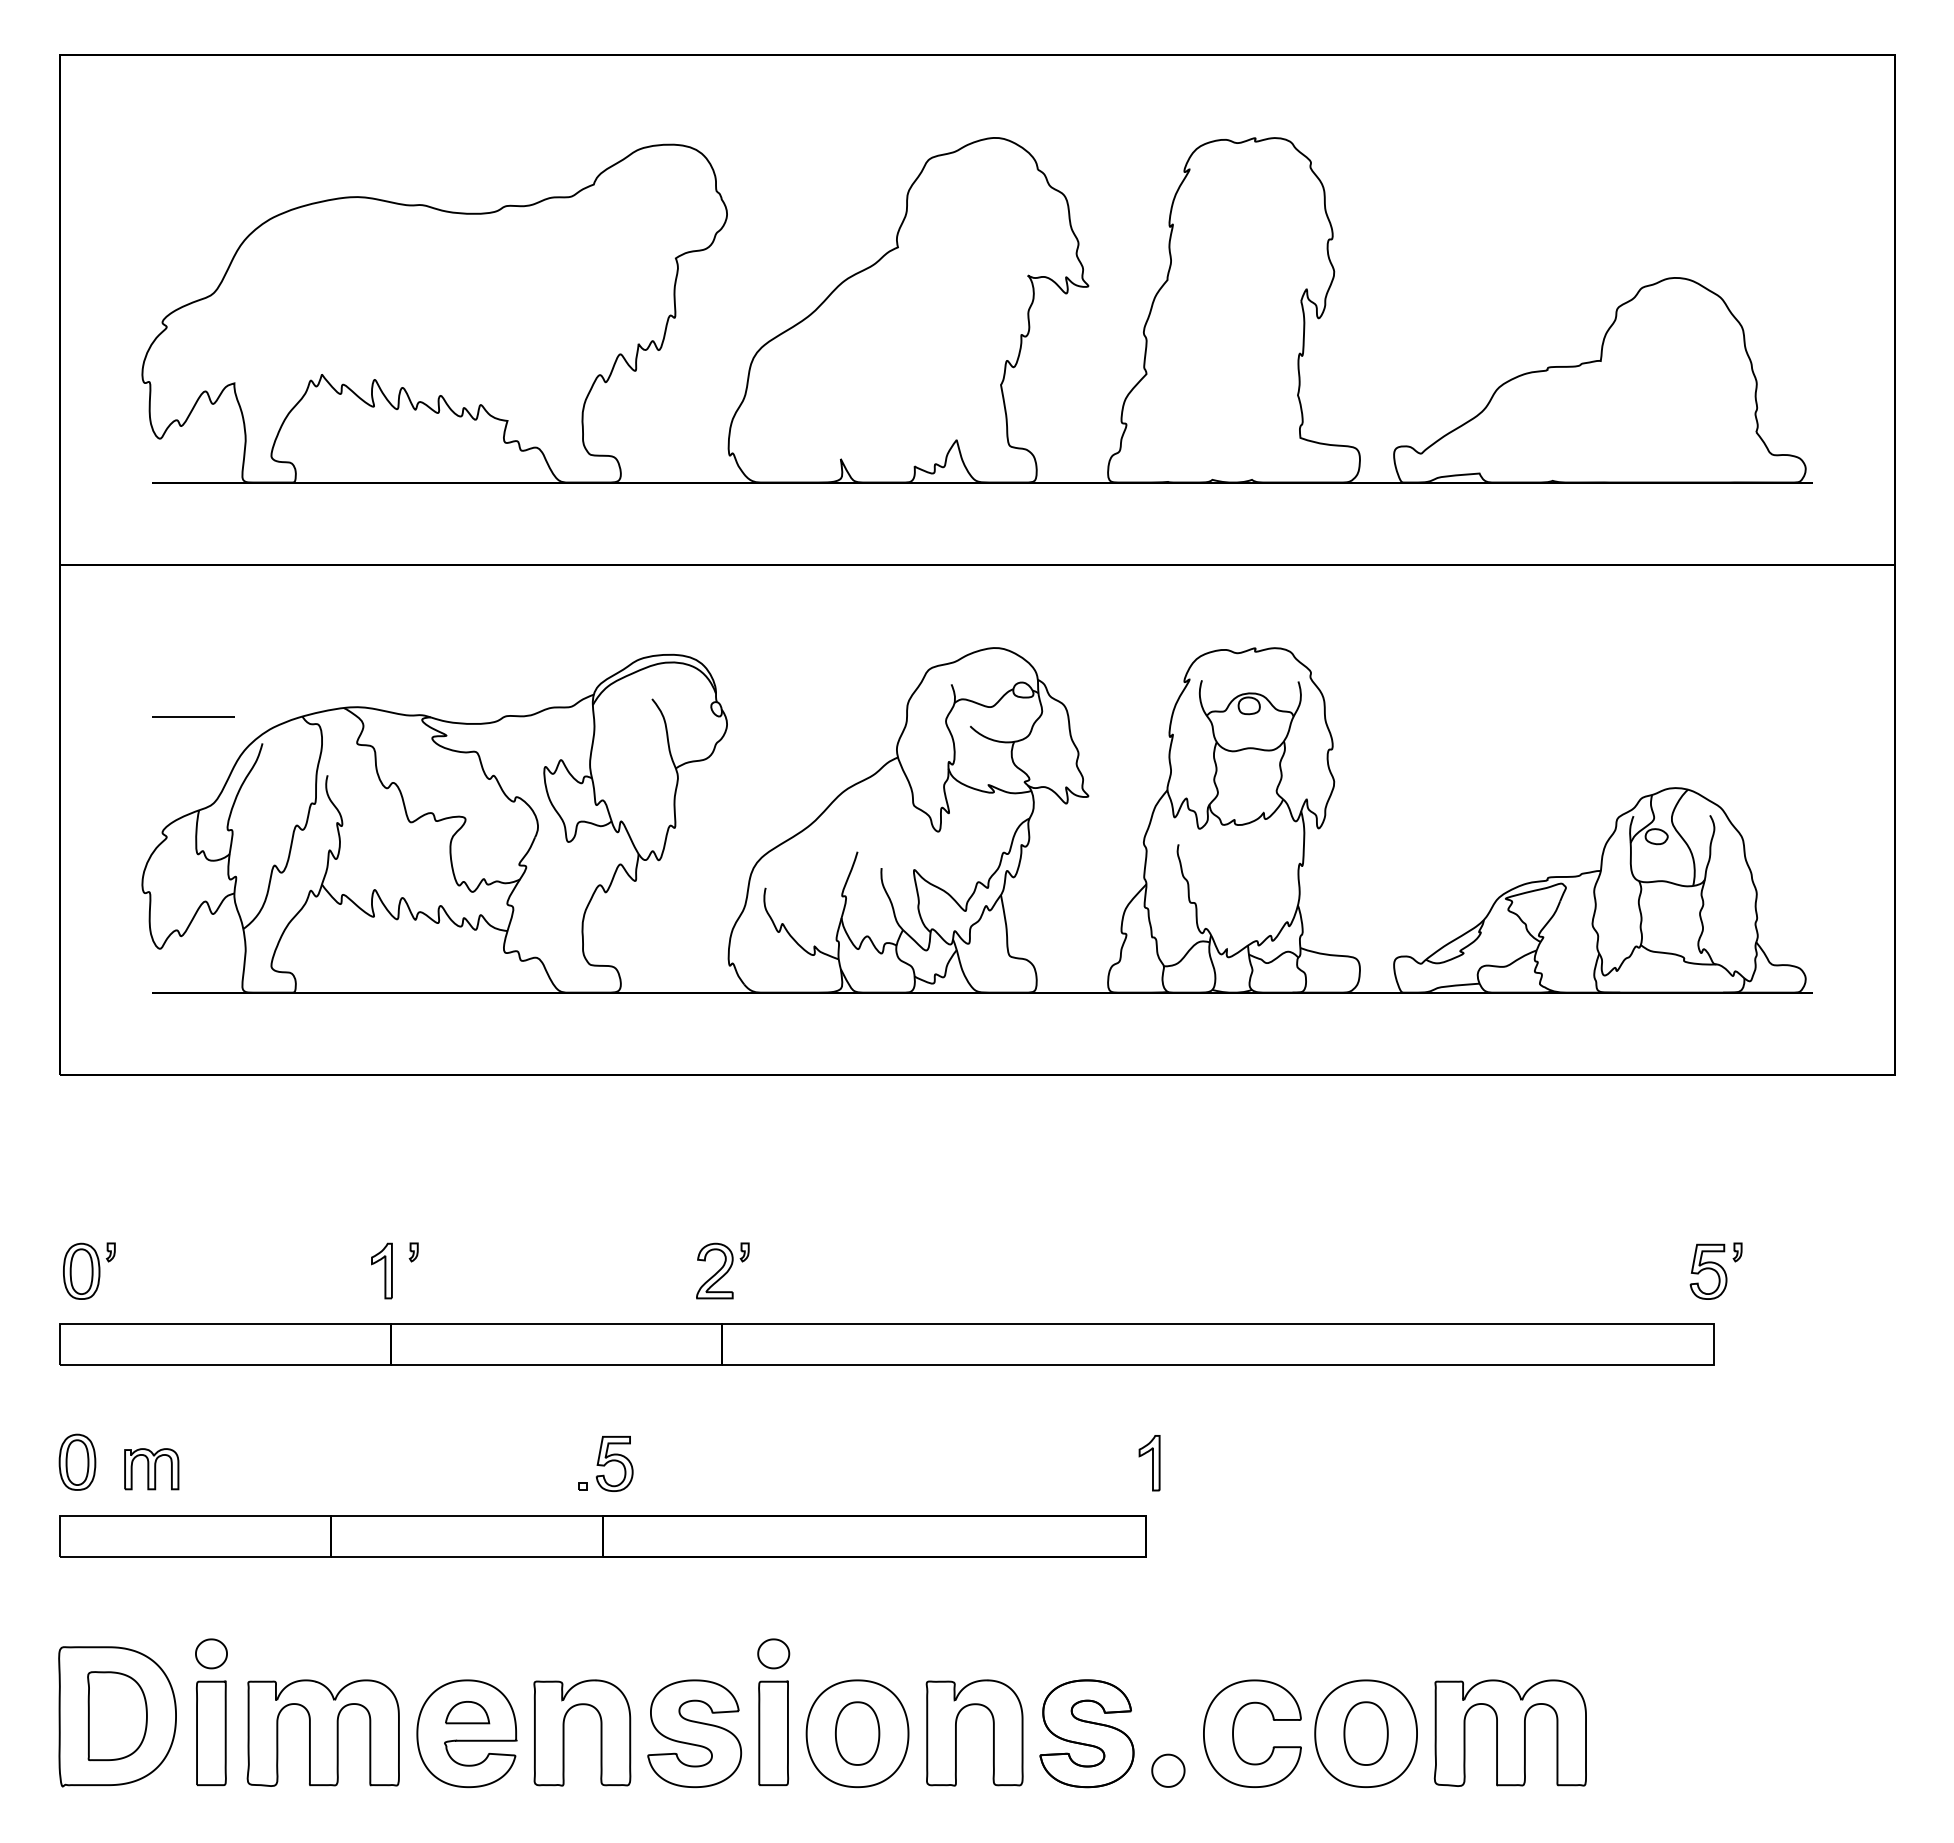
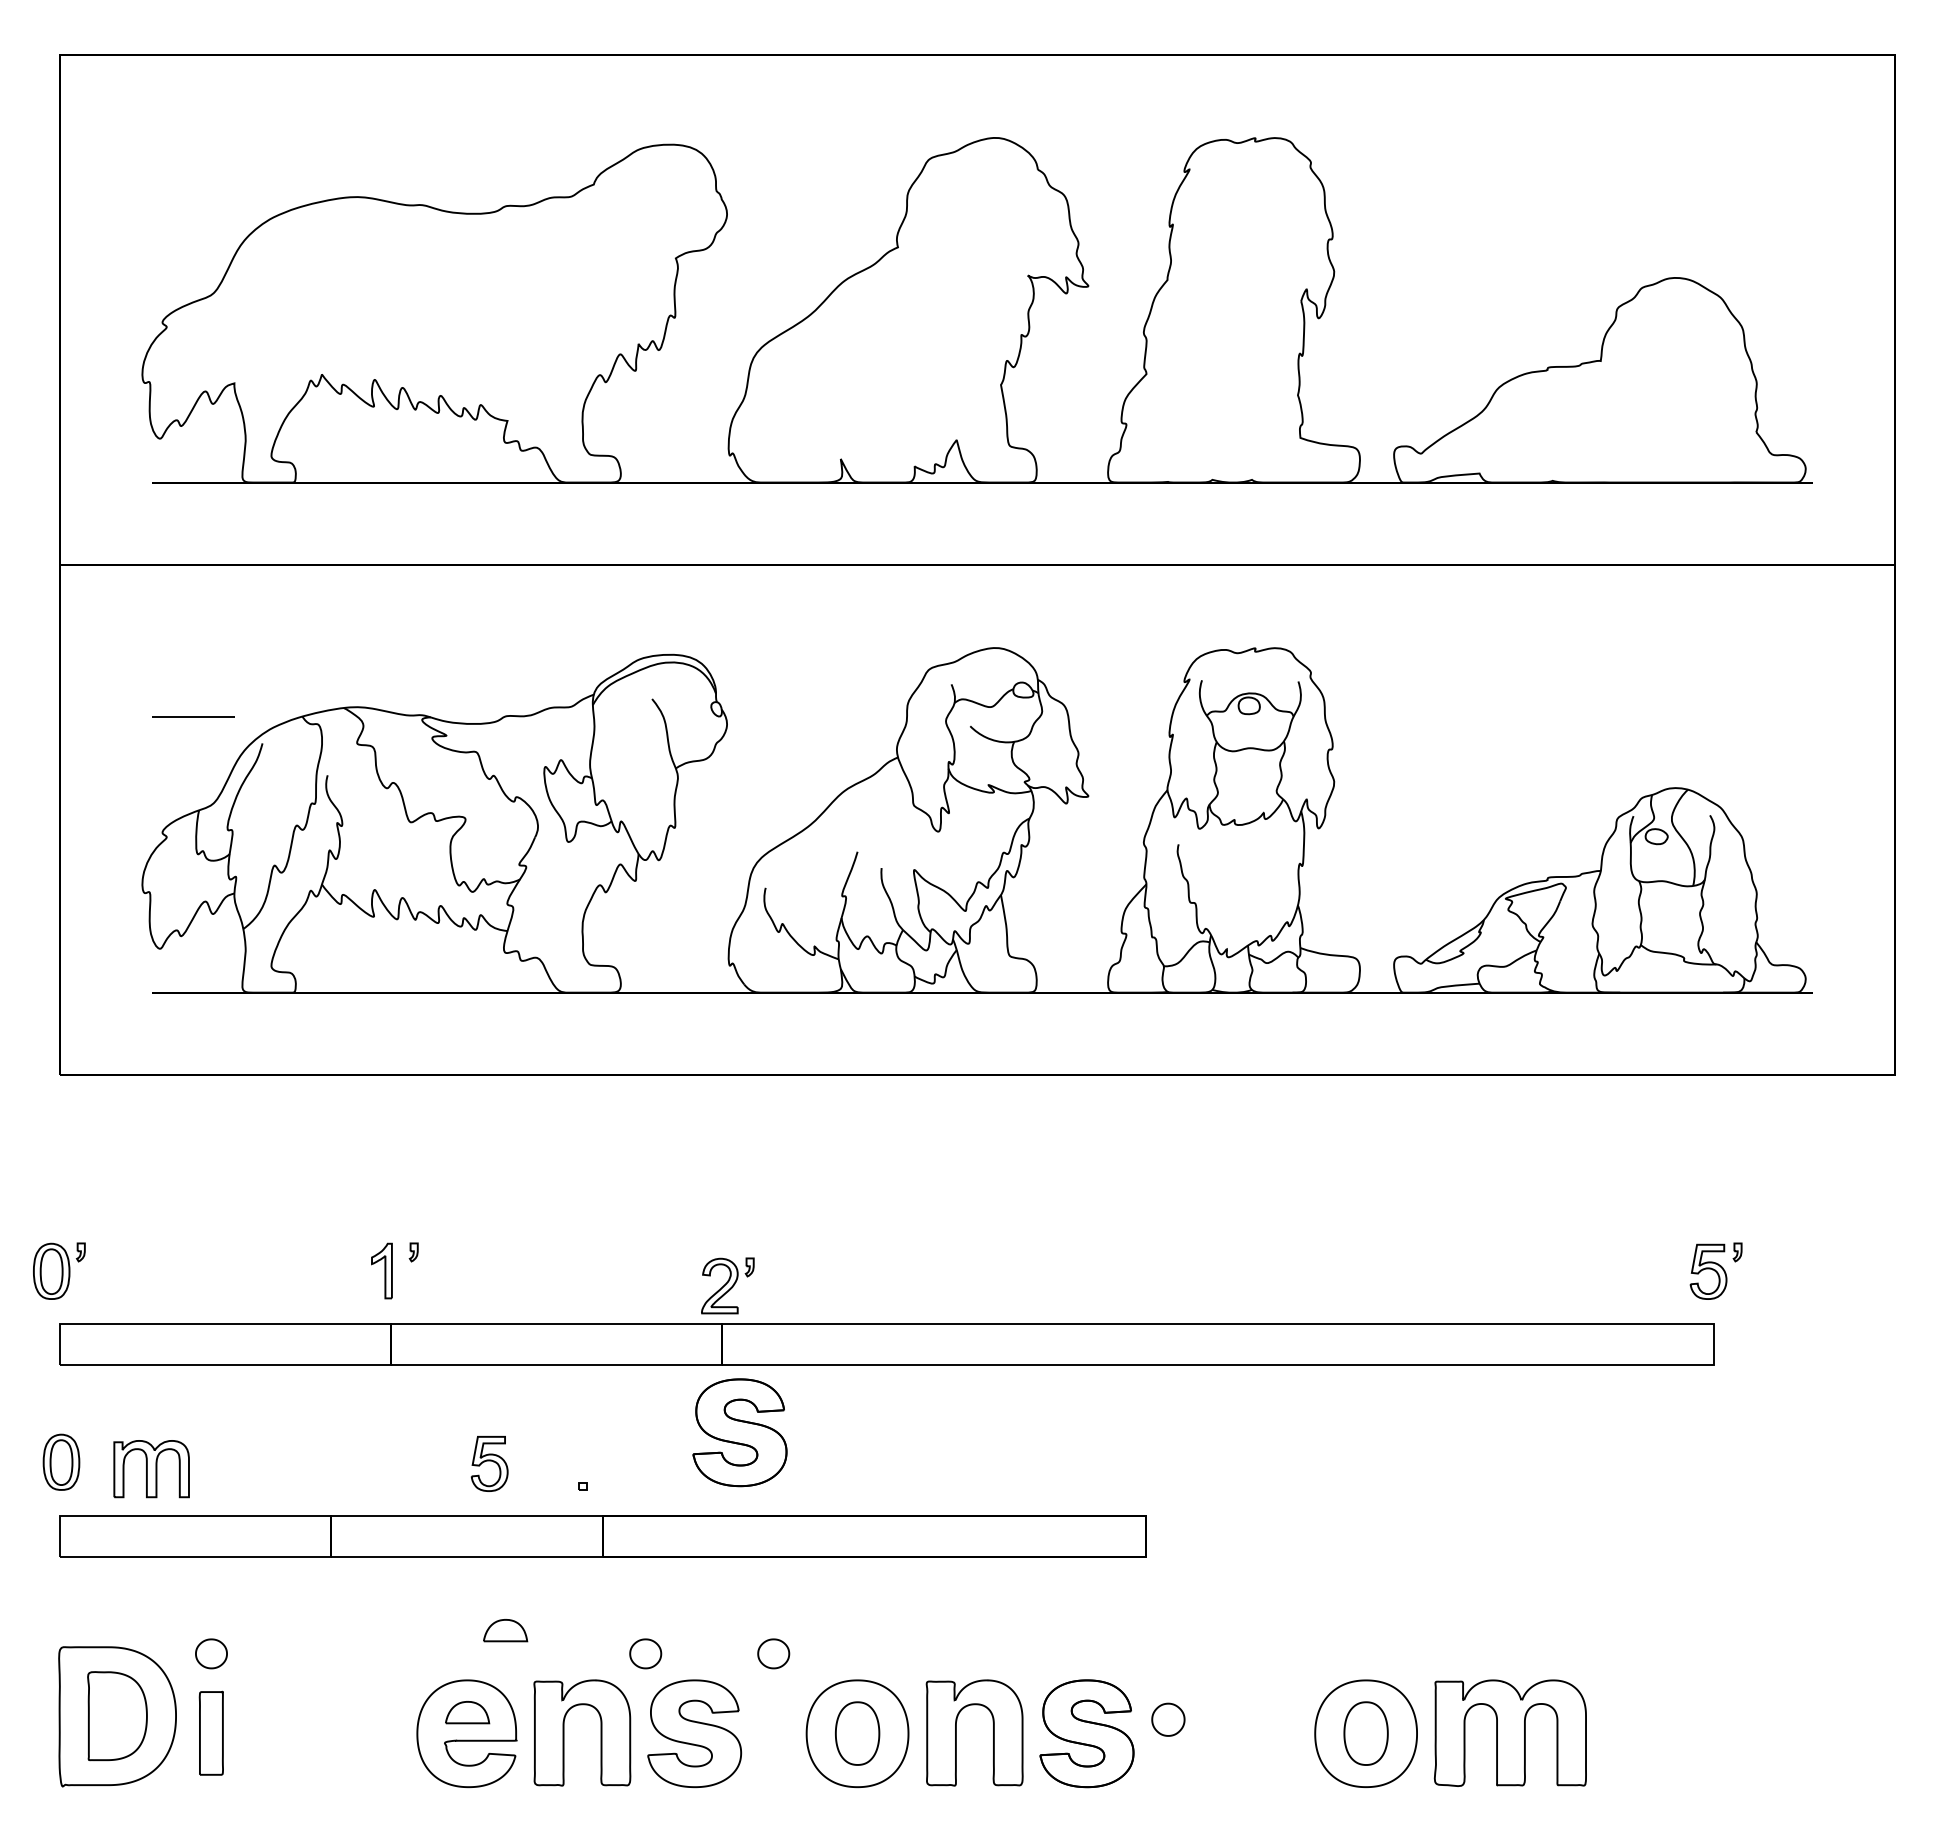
part position: (89, 1270) -> (59, 1270) (59, 1270)
part position: (722, 1270) -> (727, 1285) (727, 1285)
part: none -> present (739, 1432)
part position: (77, 1461) -> (61, 1461) (61, 1461)
part position: (614, 1463) -> (489, 1463) (489, 1463)
part: present -> none (1149, 1463)
part size: 56x43 px -> 77x59 px (151, 1469)
part: none -> present (505, 1630)
part: none -> present (645, 1653)
part: present -> none (1234, 1728)
part: present -> none (322, 1732)
part size: 31x107 px -> 26x86 px (210, 1732)
part: present -> none (773, 1733)
part position: (1168, 1770) -> (1168, 1719) (1168, 1719)
